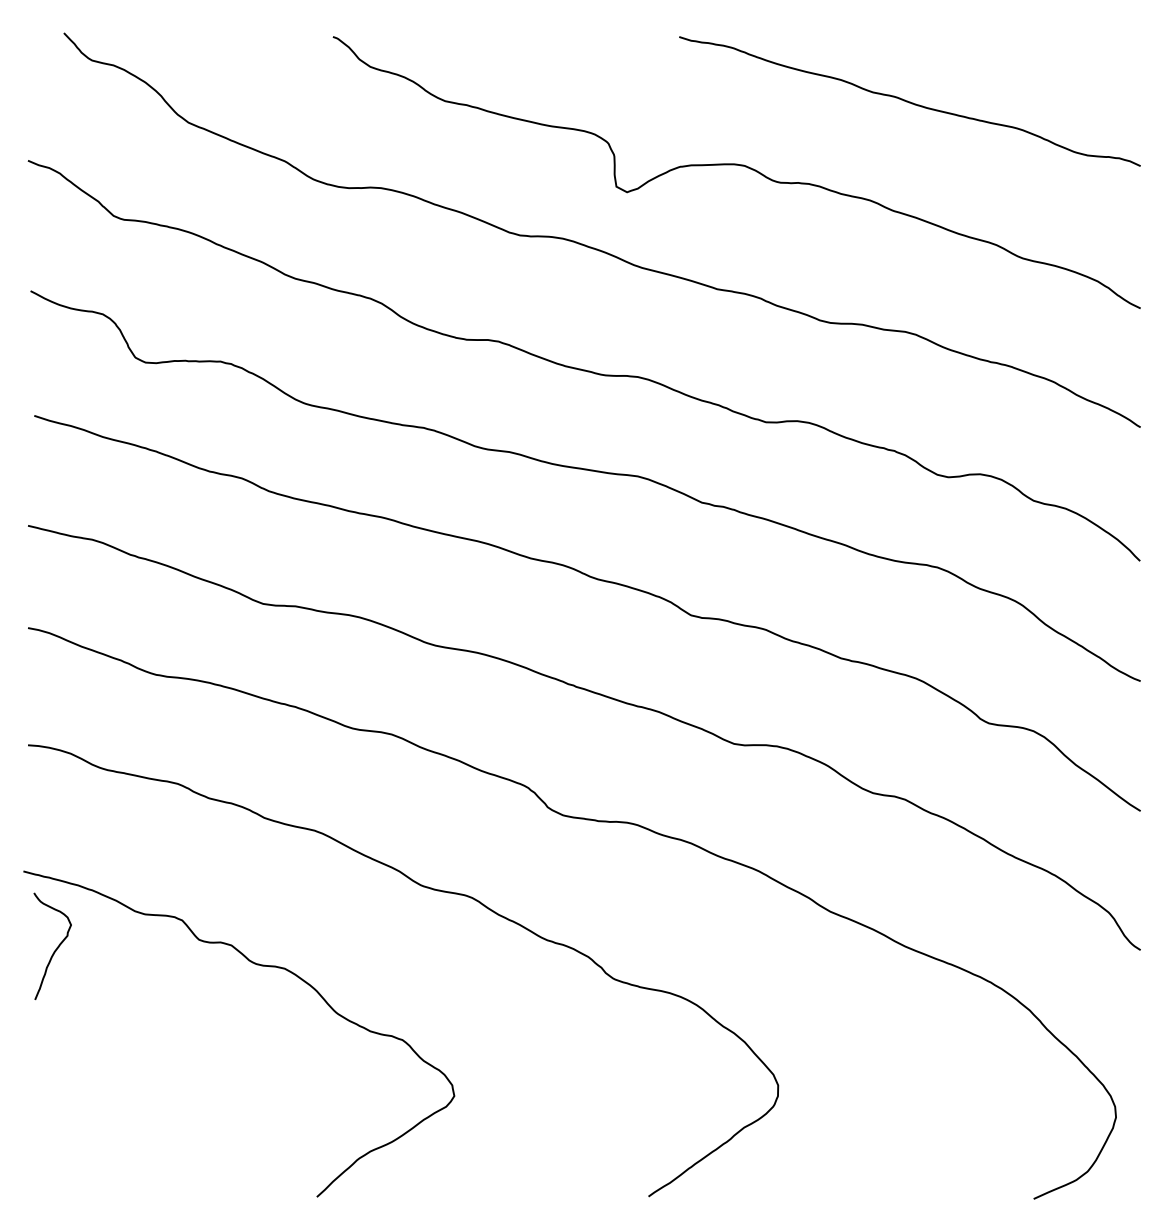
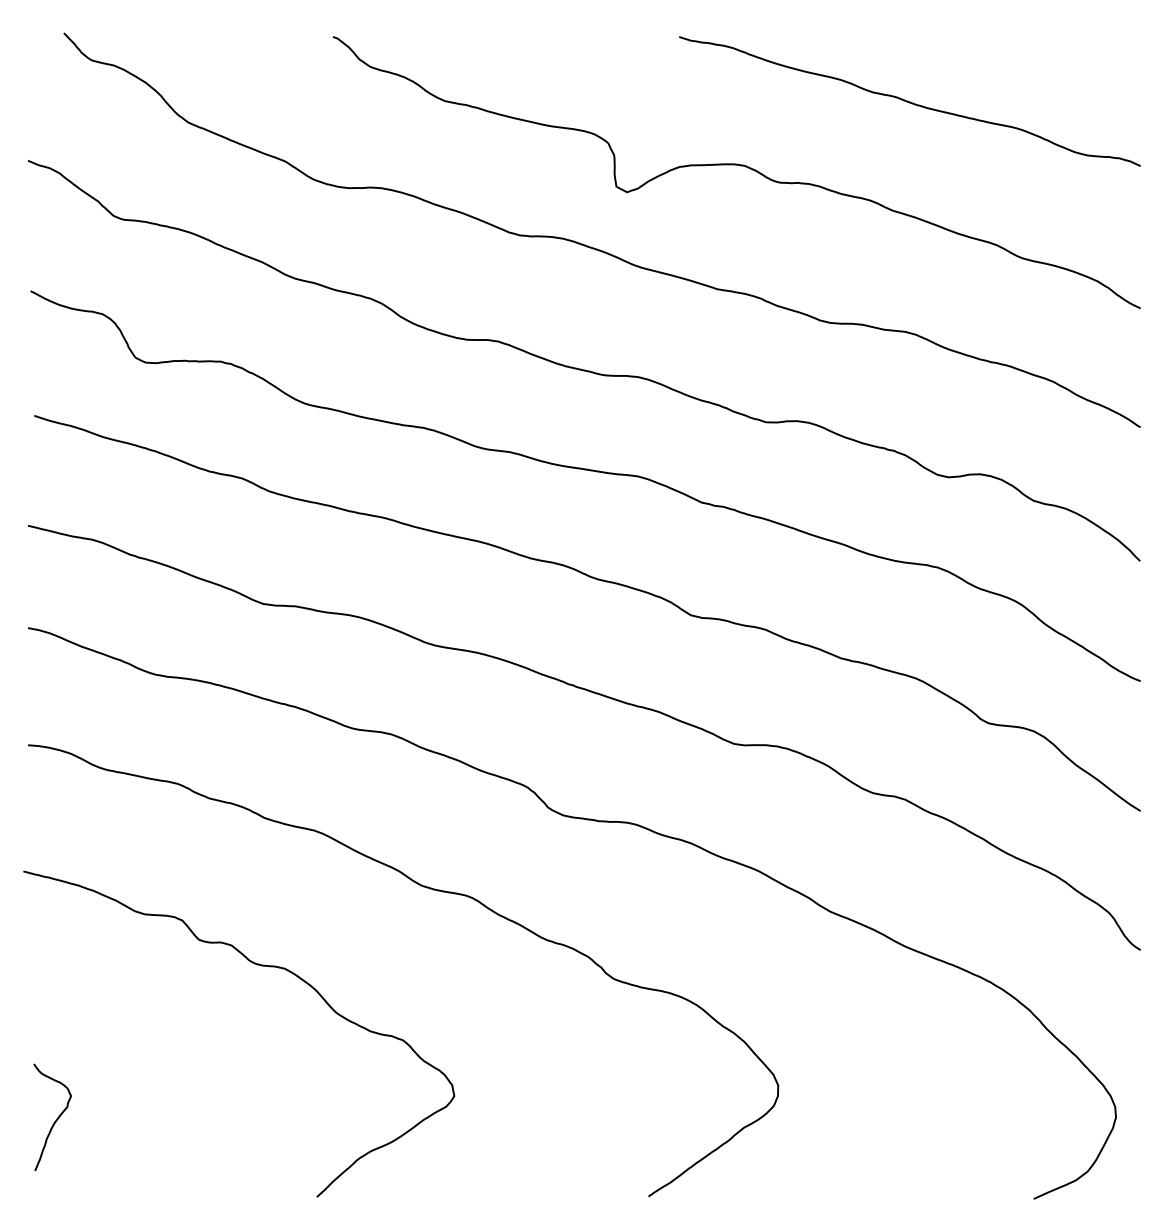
curve position: (56, 947) -> (56, 1118) (56, 1118)
